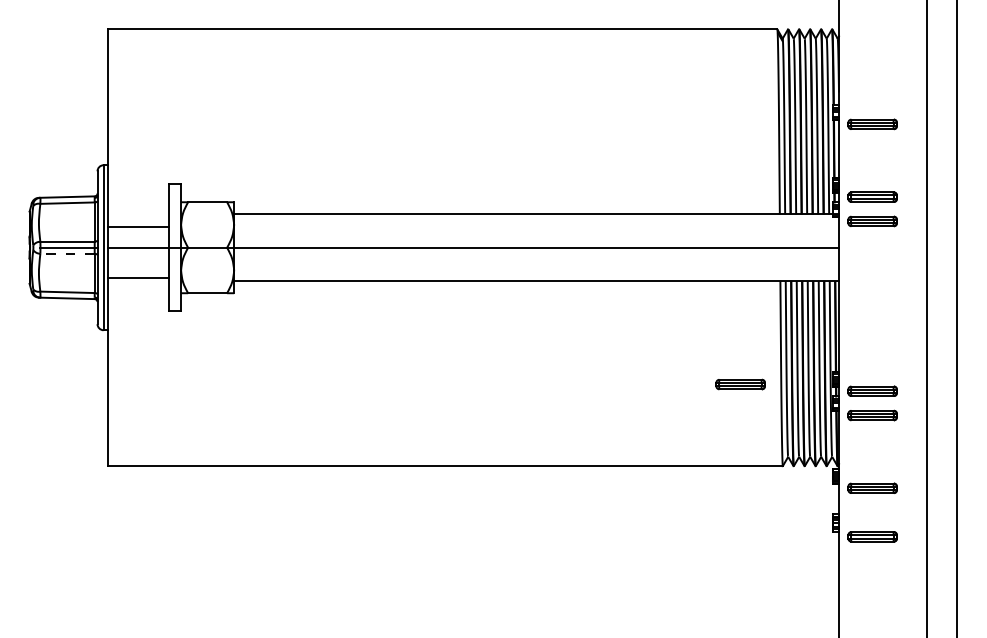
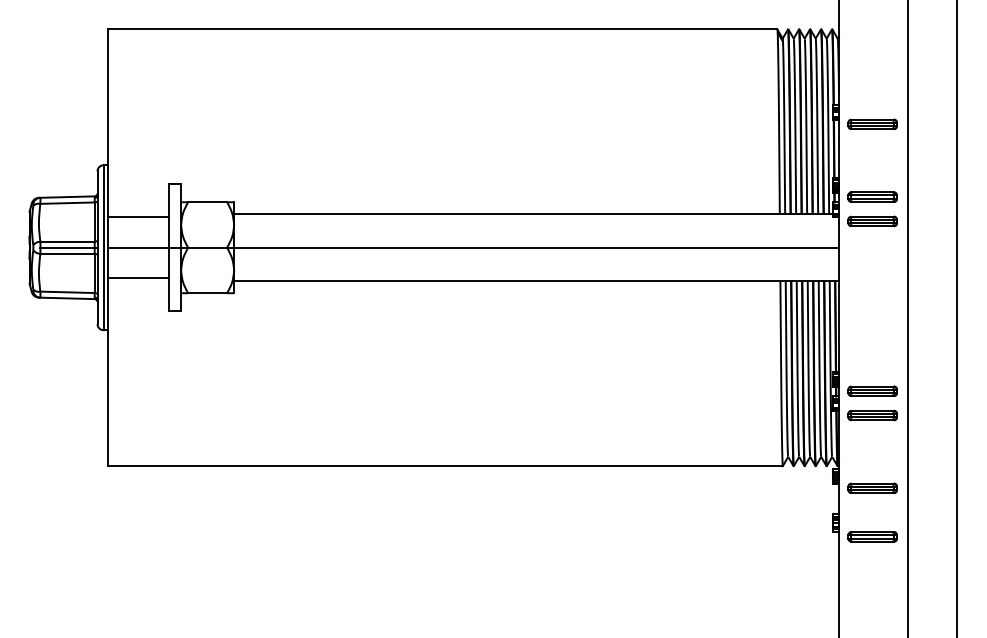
line position: (138, 227) -> (138, 217) (138, 217)
line: dashed -> solid (67, 253)
line position: (926, 318) -> (907, 318) (907, 318)
part: present -> none (740, 384)
